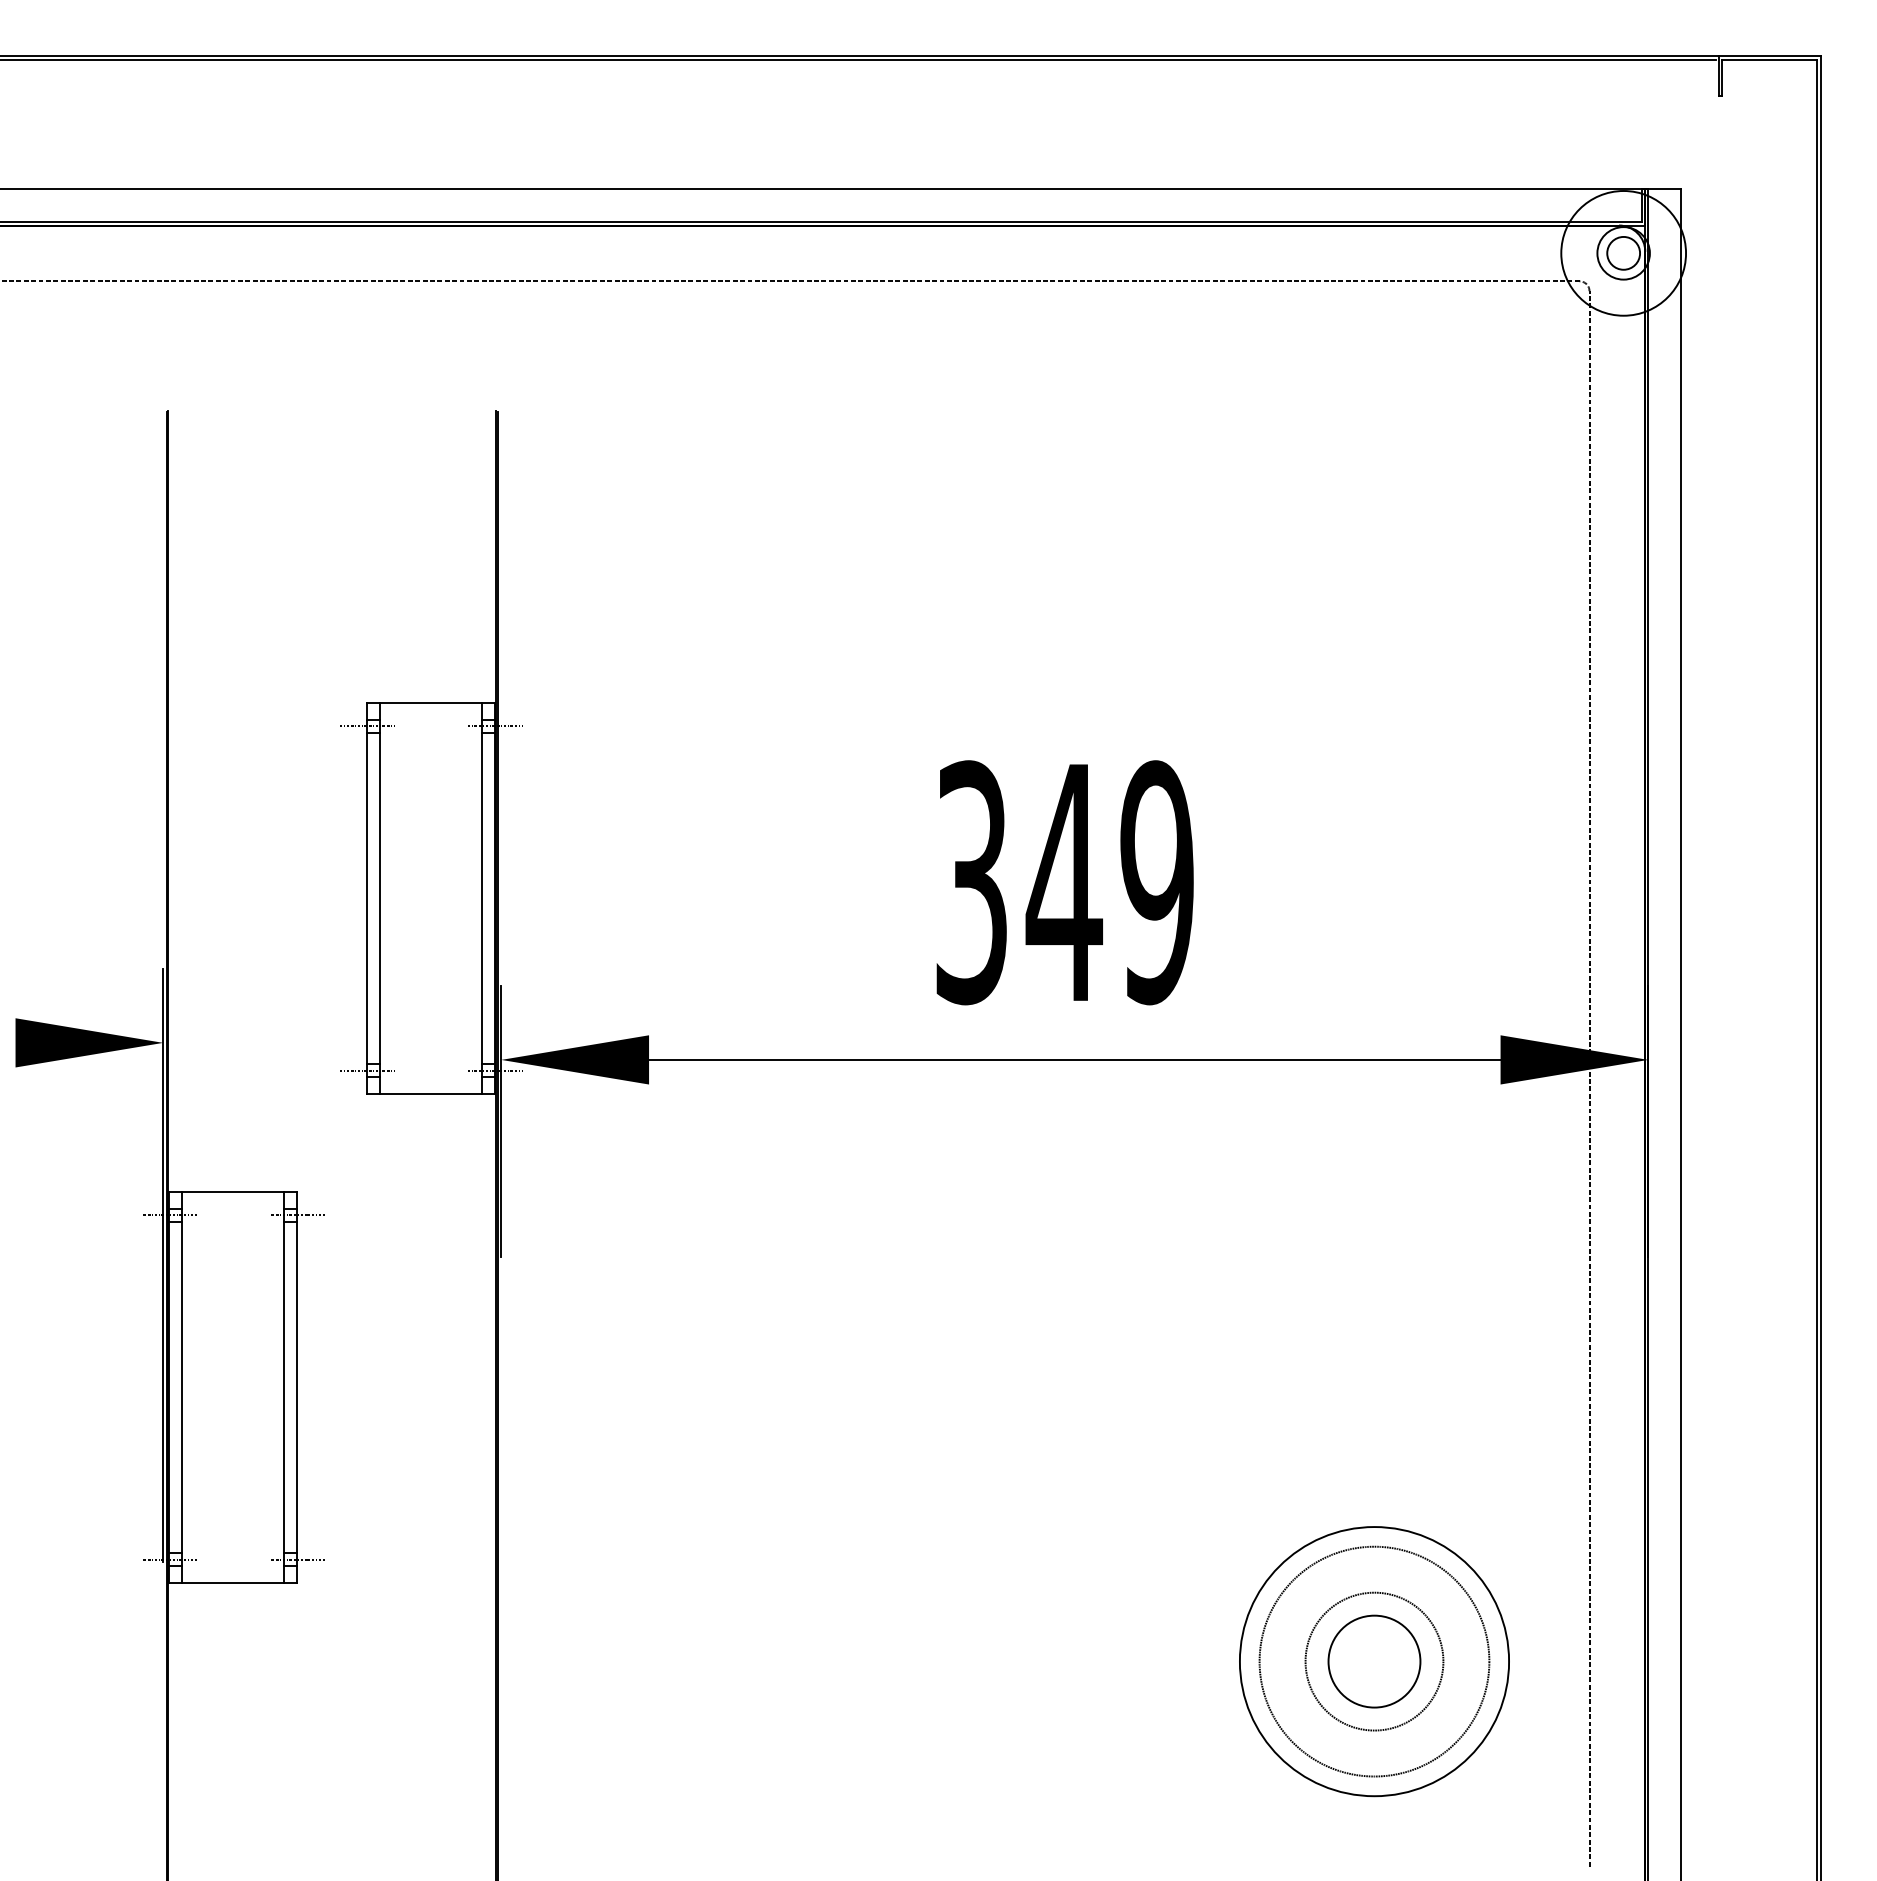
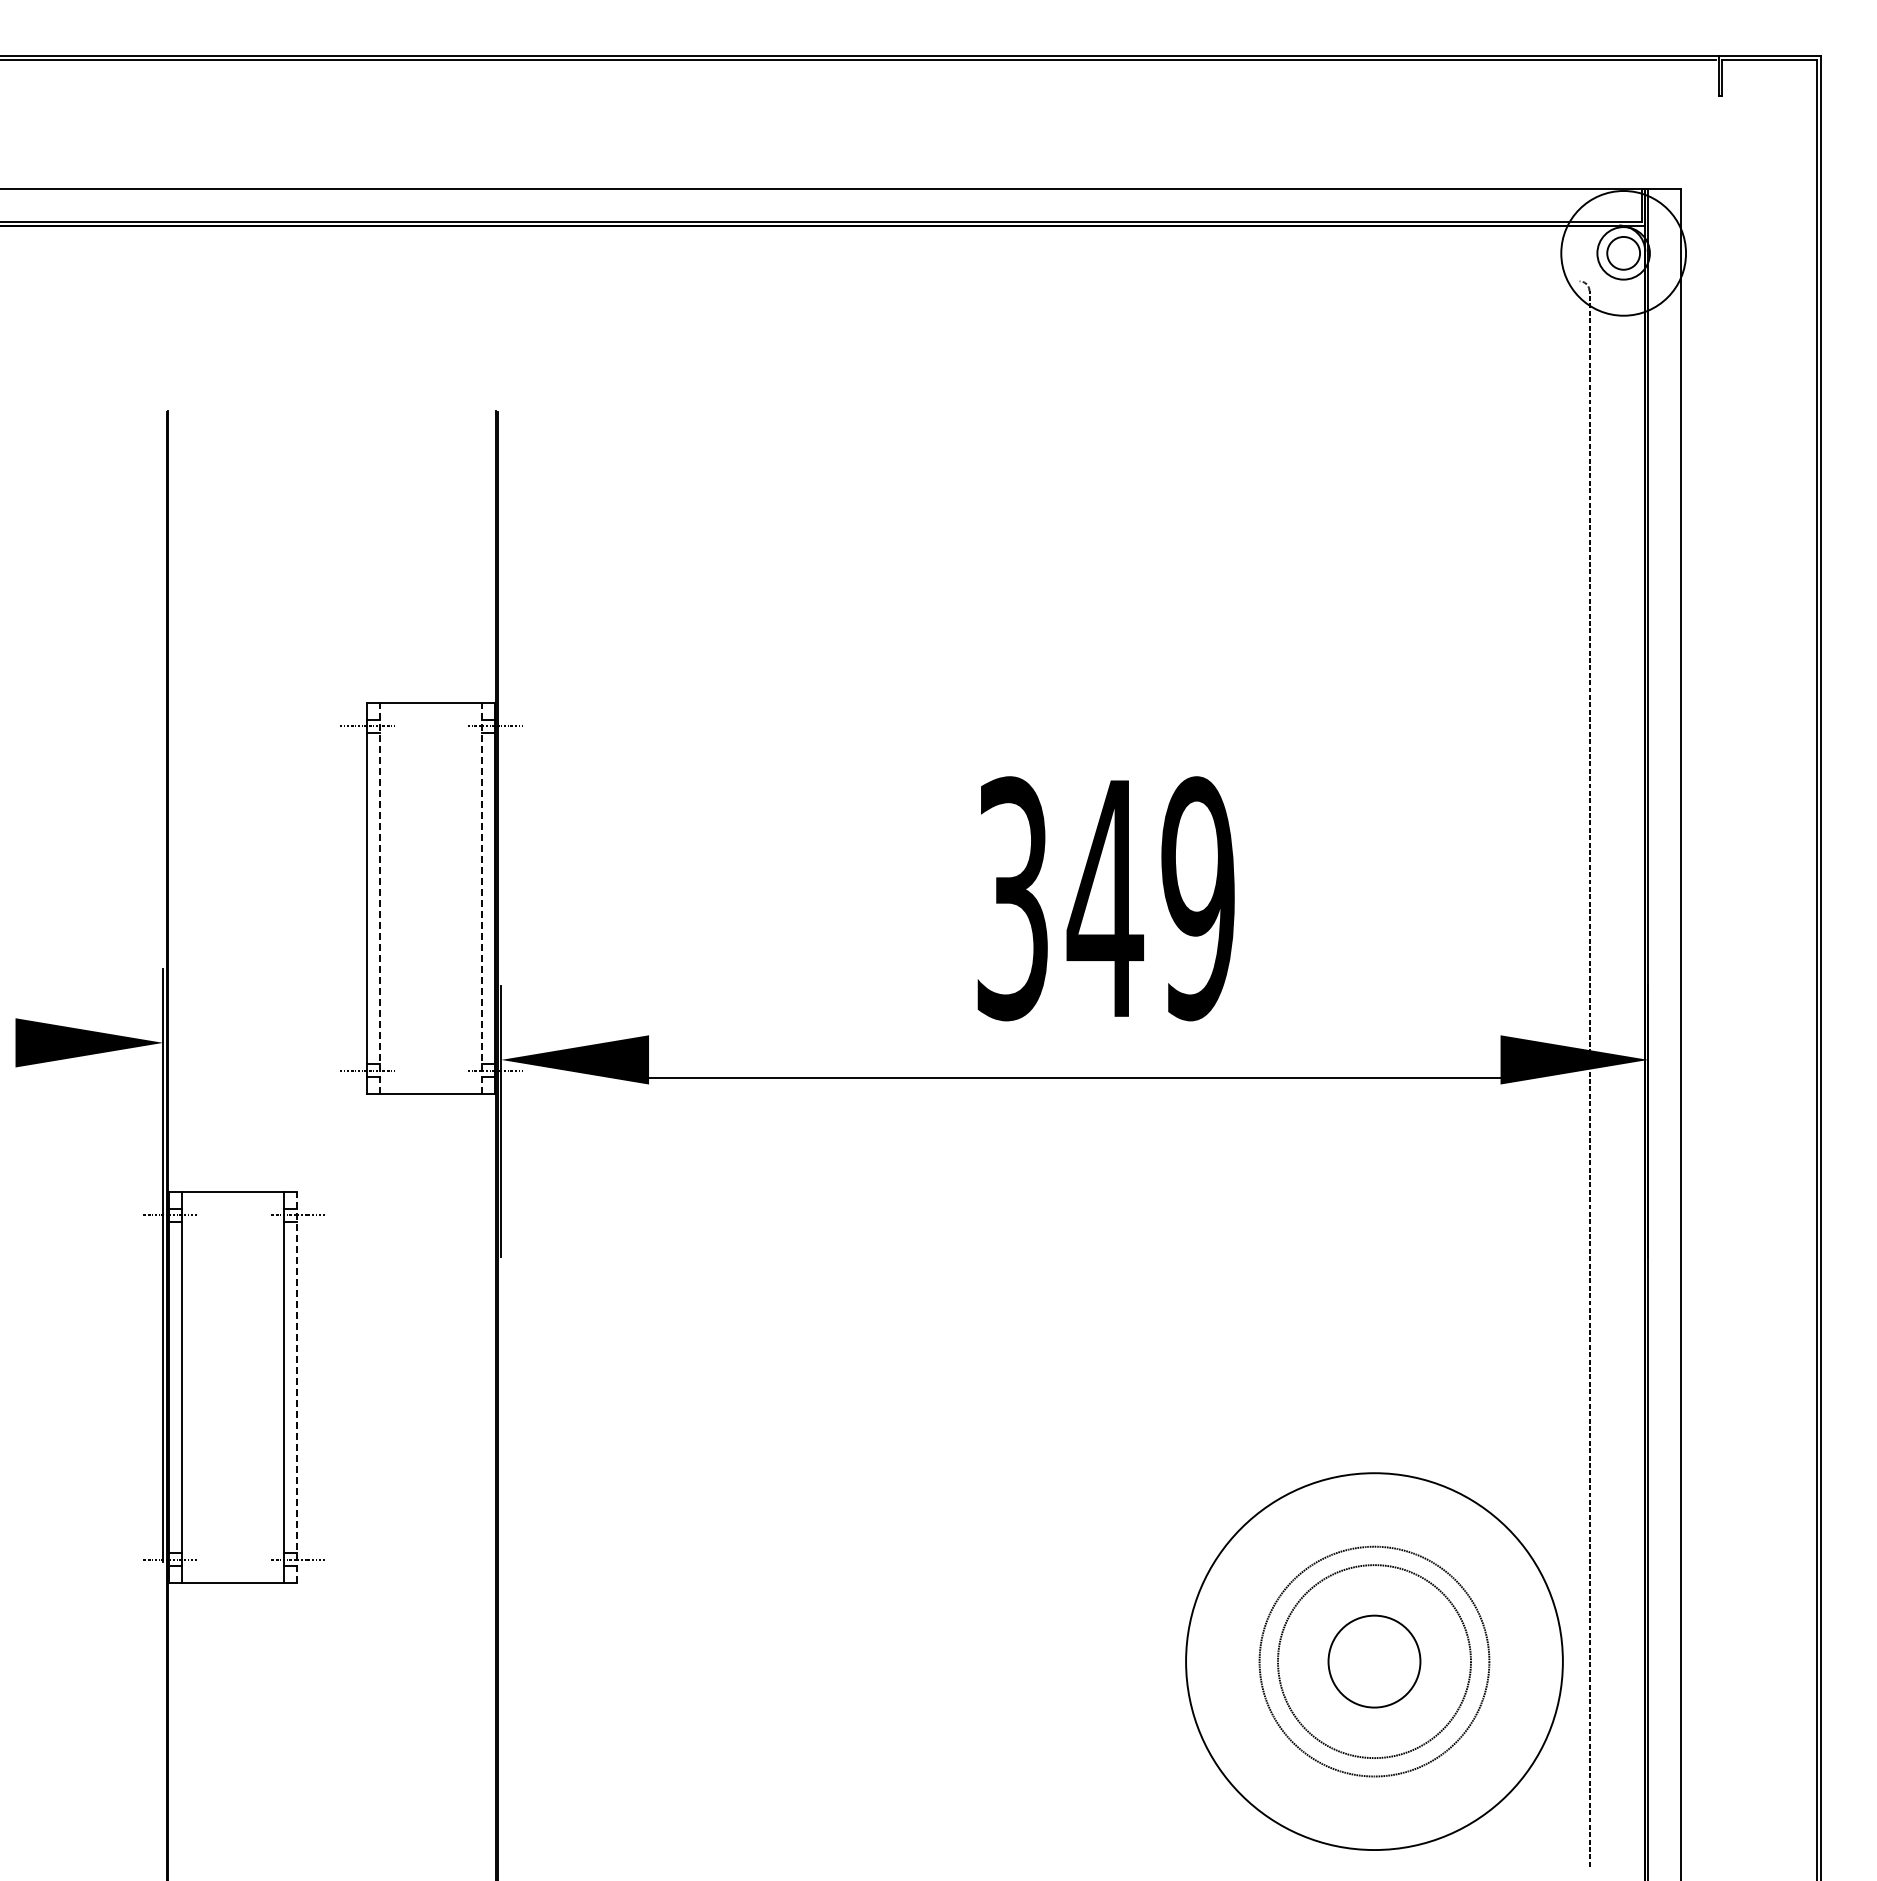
line: present -> none (790, 281)
text position: (1064, 882) -> (1105, 898) (1105, 898)
line: solid -> dashed (380, 897)
line: solid -> dashed (482, 897)
line position: (1074, 1059) -> (1074, 1077) (1074, 1077)
line: solid -> dashed (297, 1387)
circle diameter: 138 px -> 193 px (1373, 1661)
circle diameter: 269 px -> 377 px (1374, 1661)
